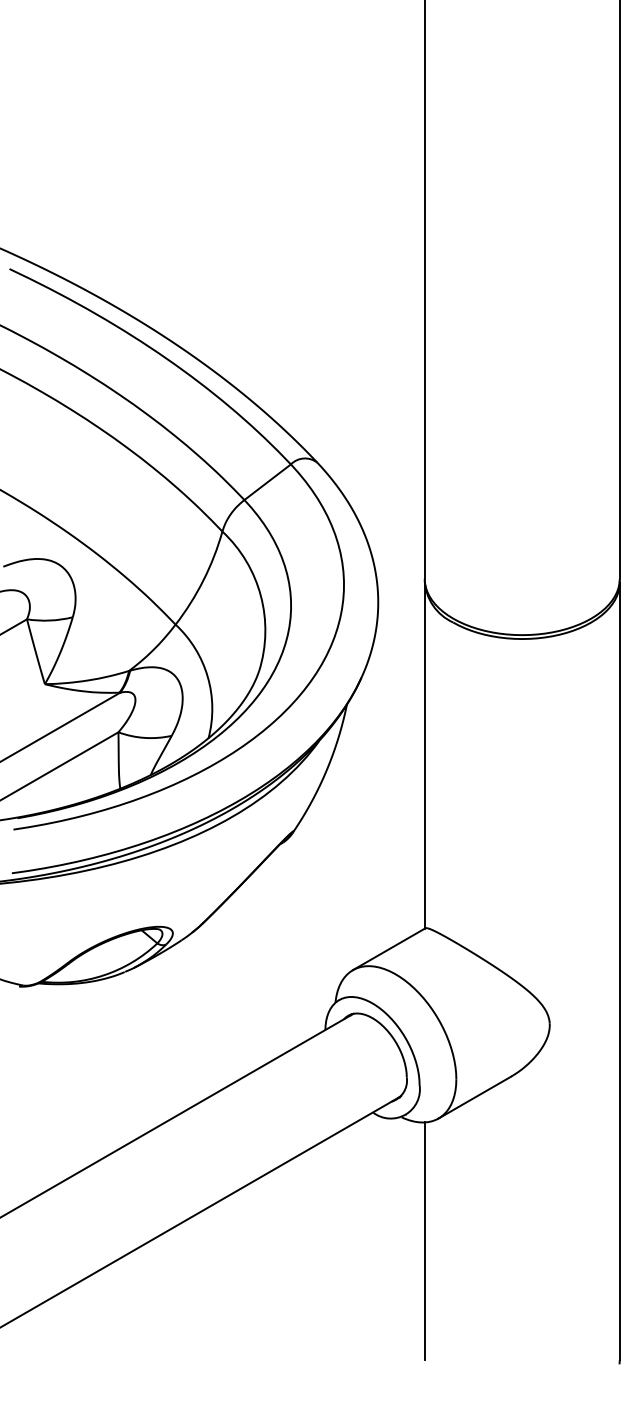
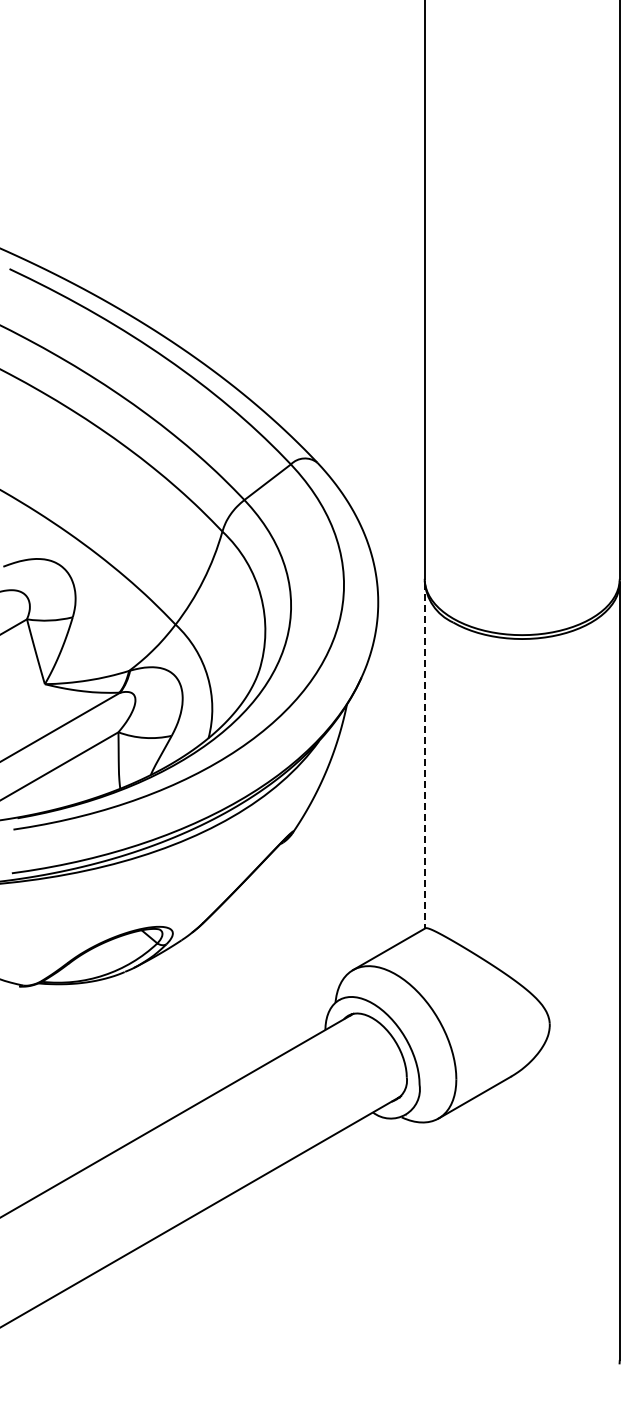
line: solid -> dashed (424, 756)
line: present -> none (424, 1240)
